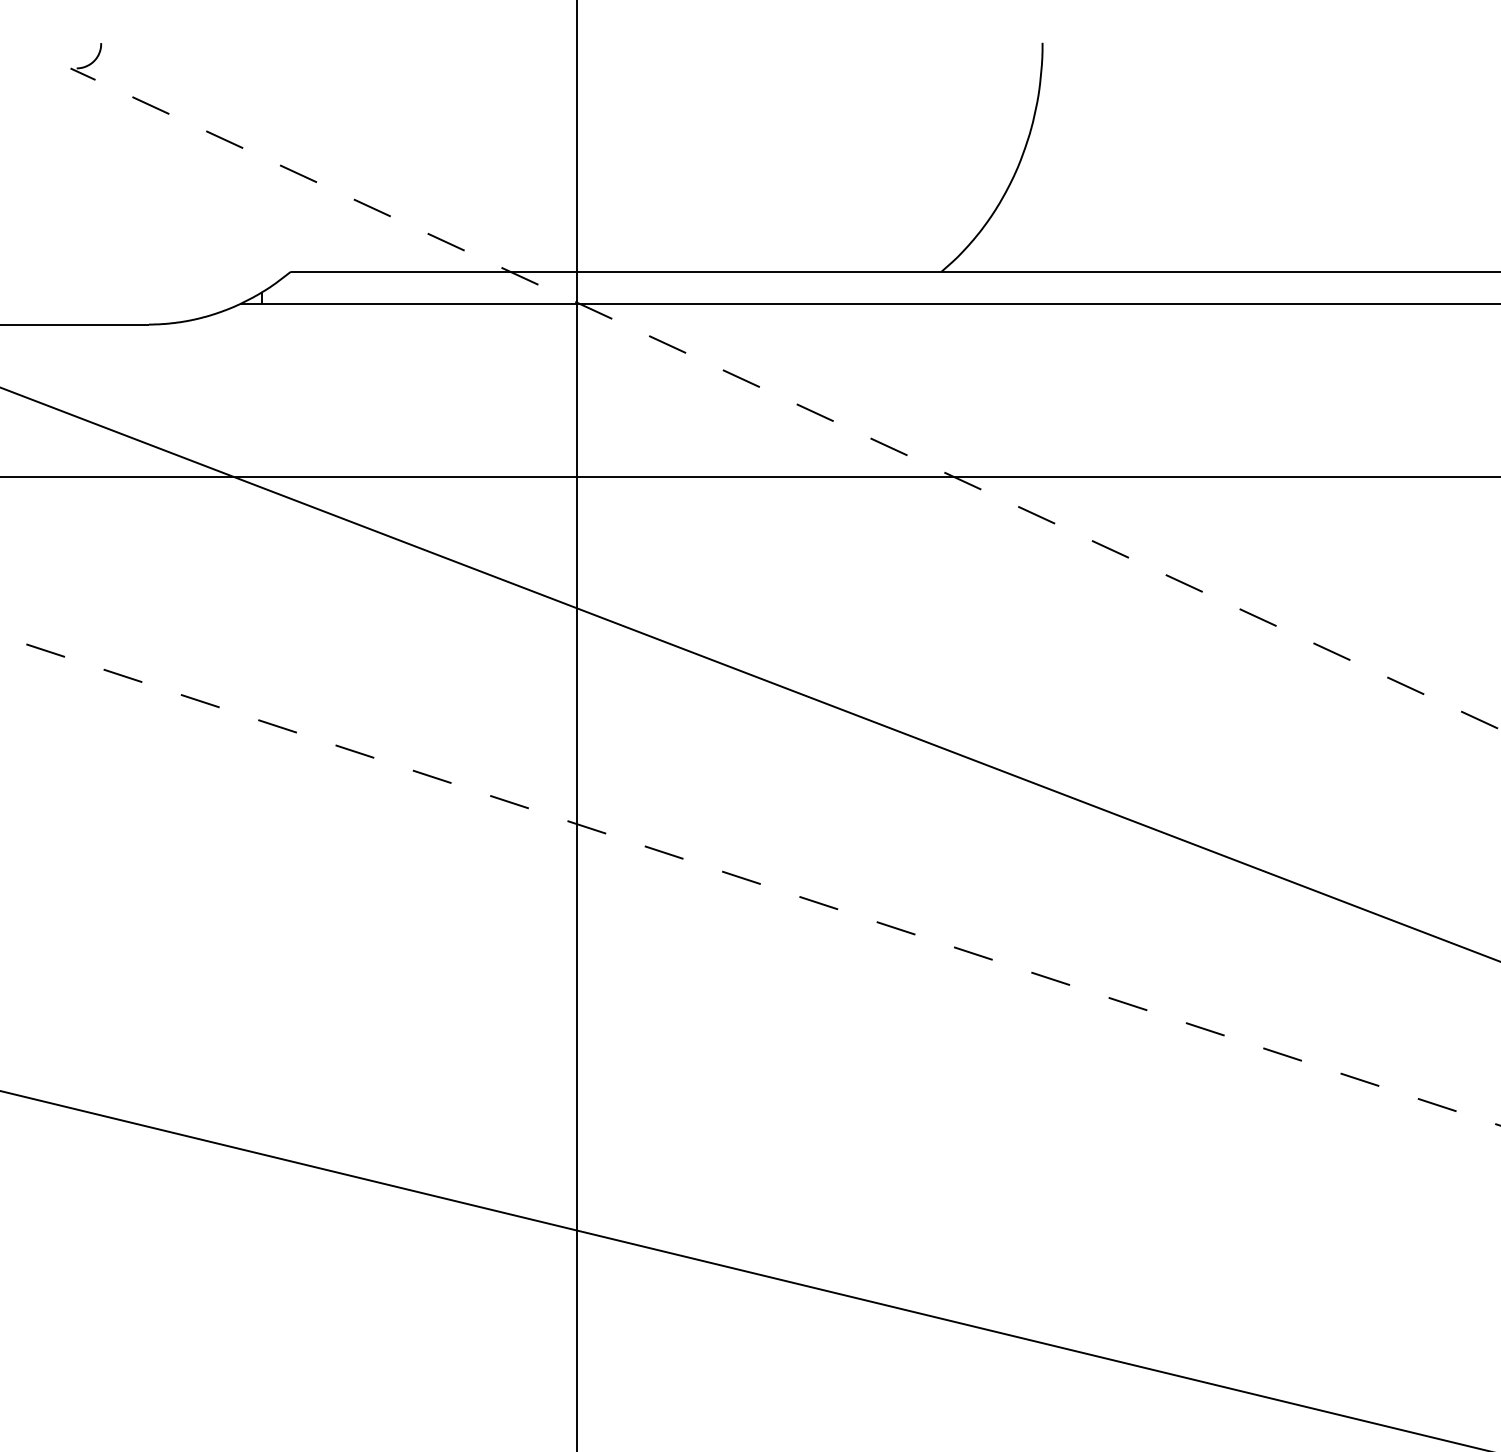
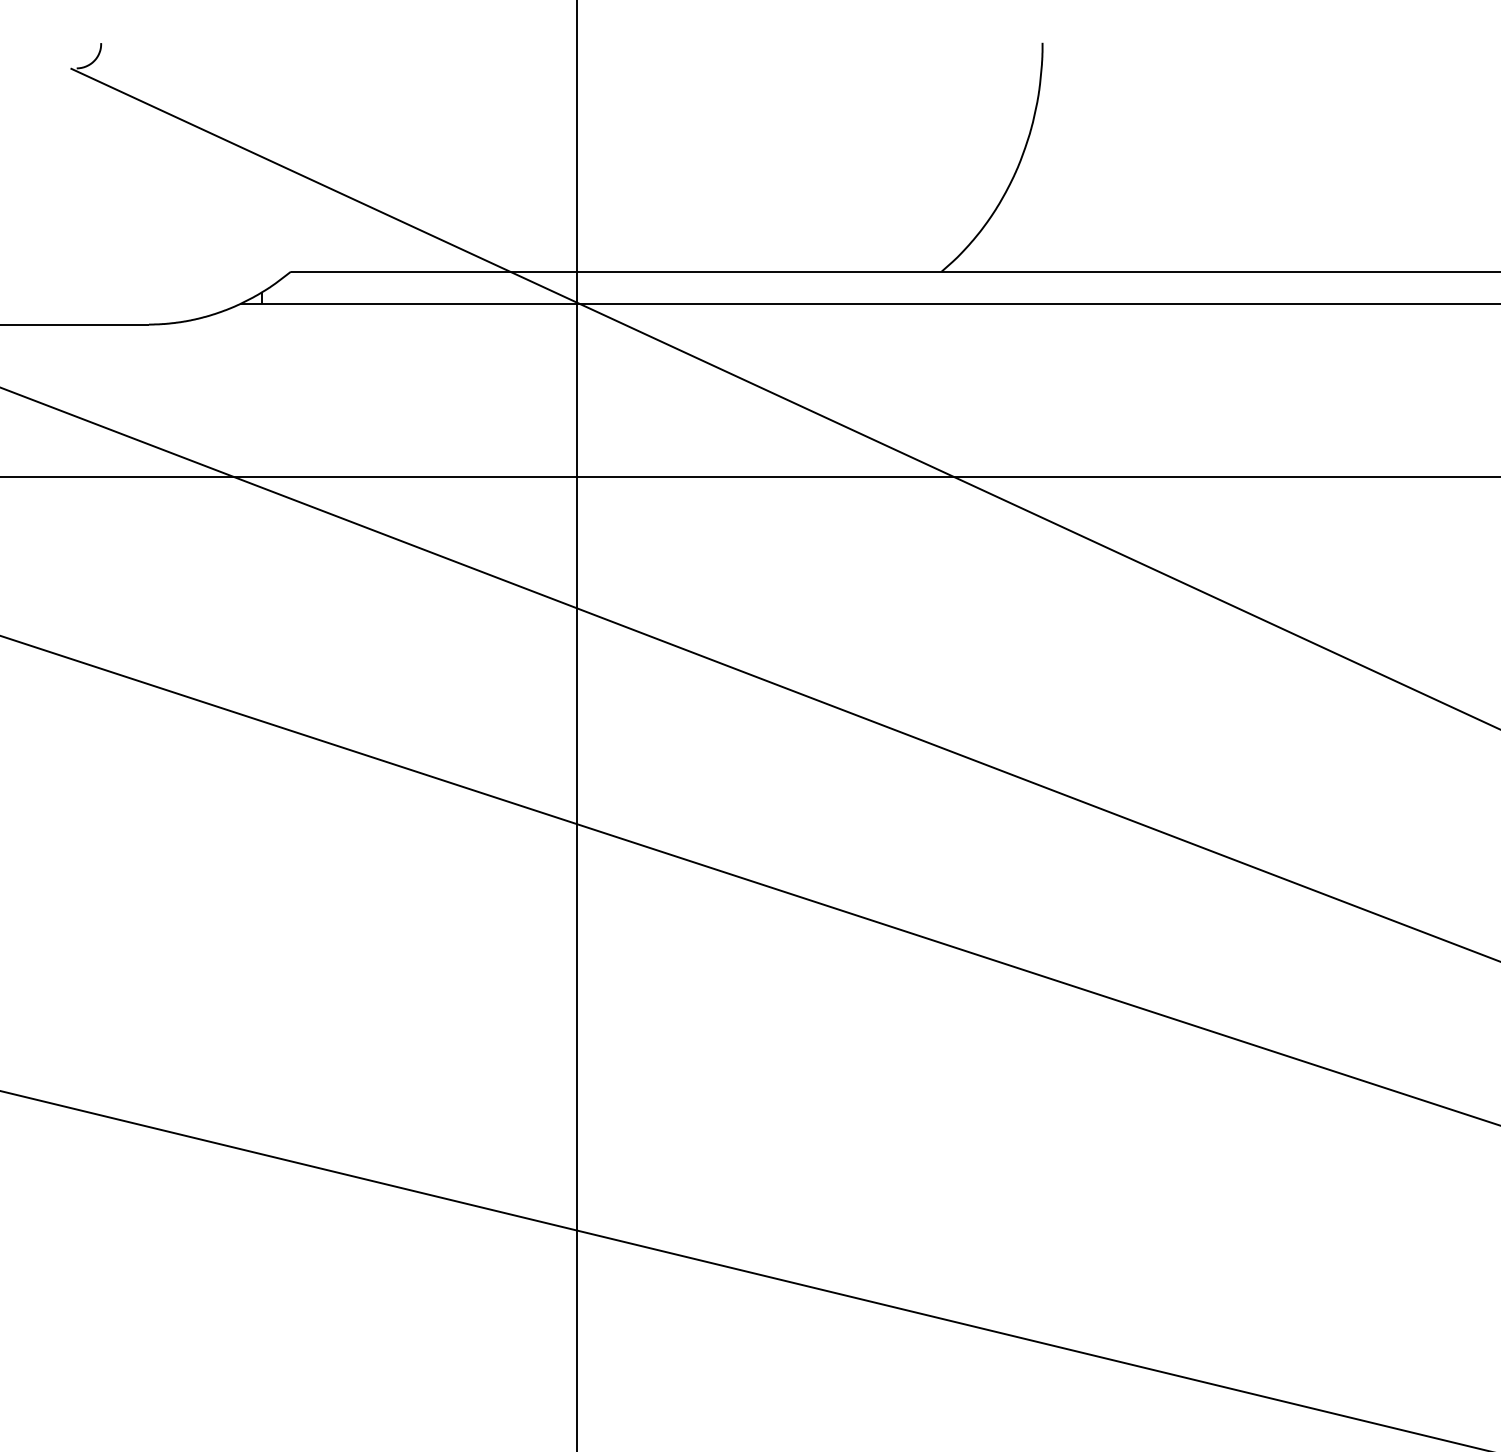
line: dashed -> solid (785, 399)
line: dashed -> solid (750, 880)
